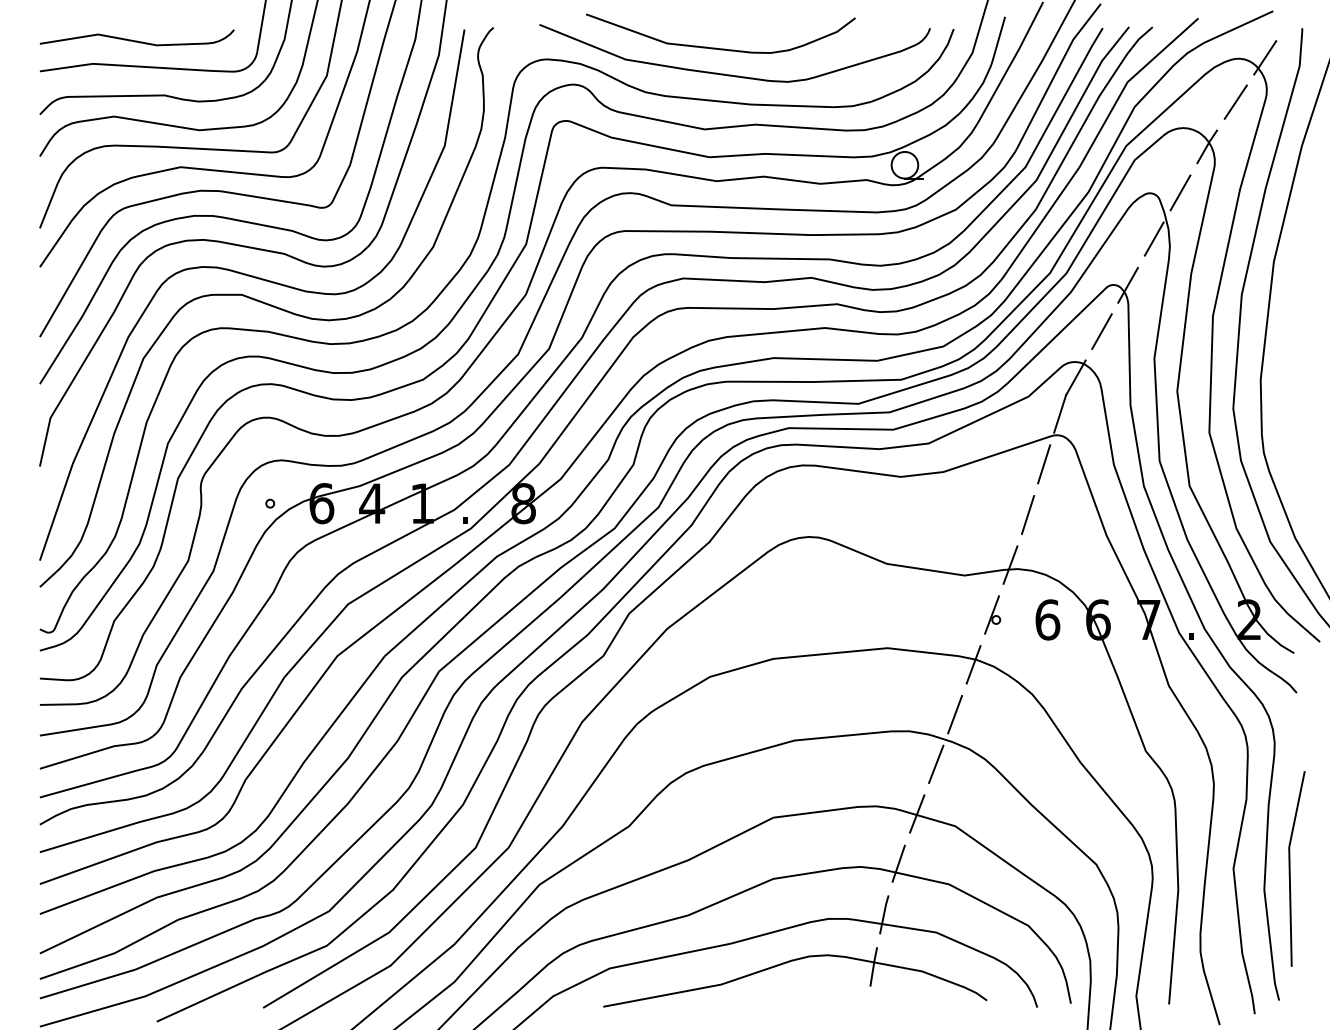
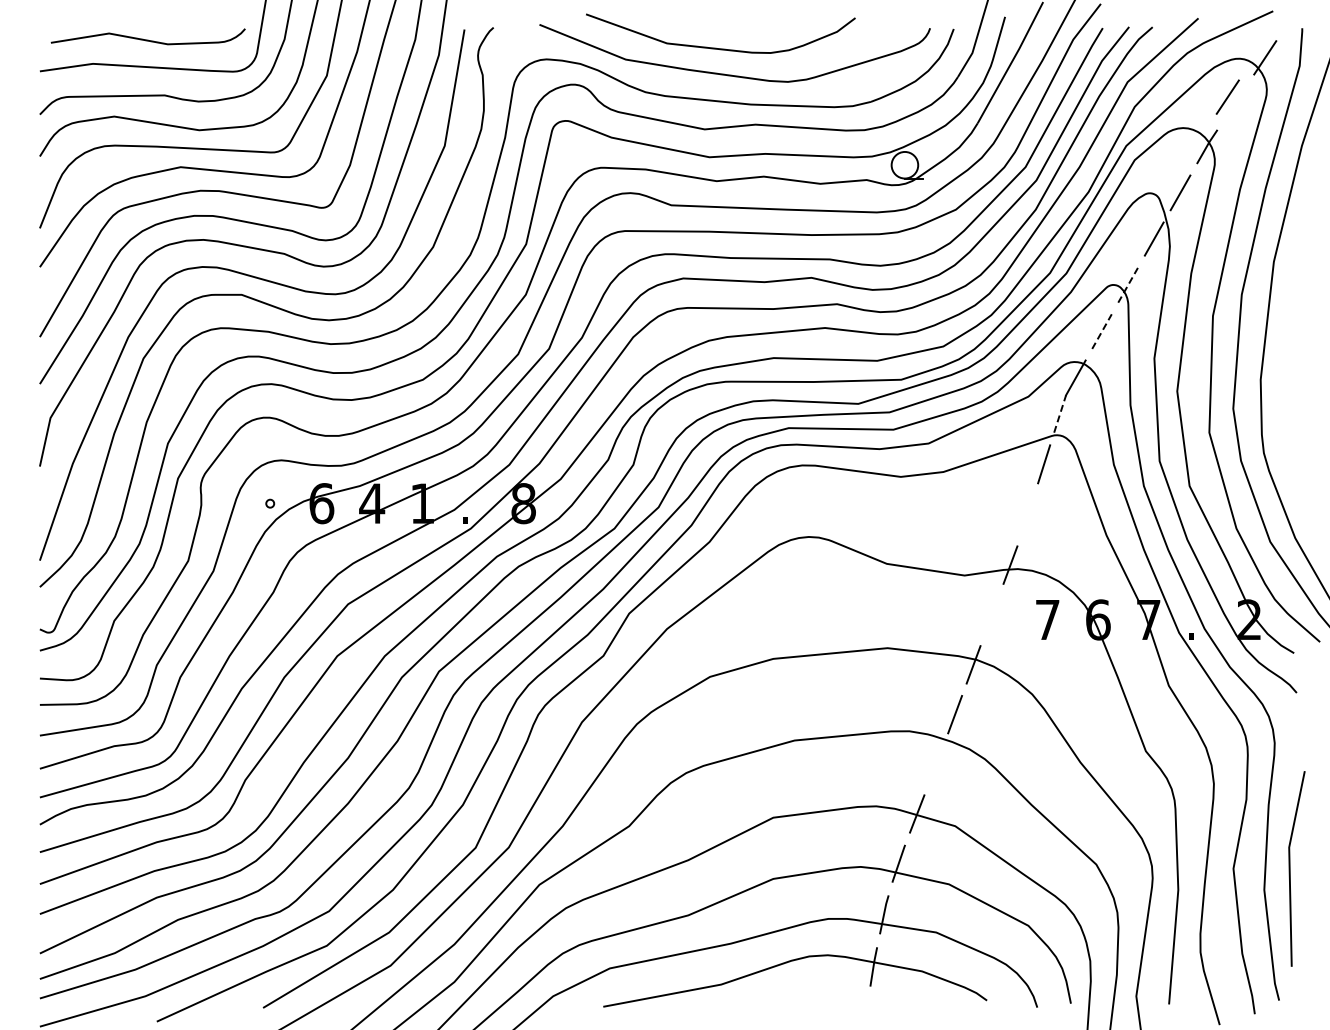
curve position: (136, 40) -> (147, 39) (147, 39)
line position: (1235, 101) -> (1227, 96) (1227, 96)
line: solid -> dashed (1128, 285)
line: solid -> dashed (1102, 331)
line: solid -> dashed (1060, 413)
line: present -> none (1027, 515)
part: present -> none (992, 614)
text: 6 -> 7 (1047, 619)
line: present -> none (936, 763)
